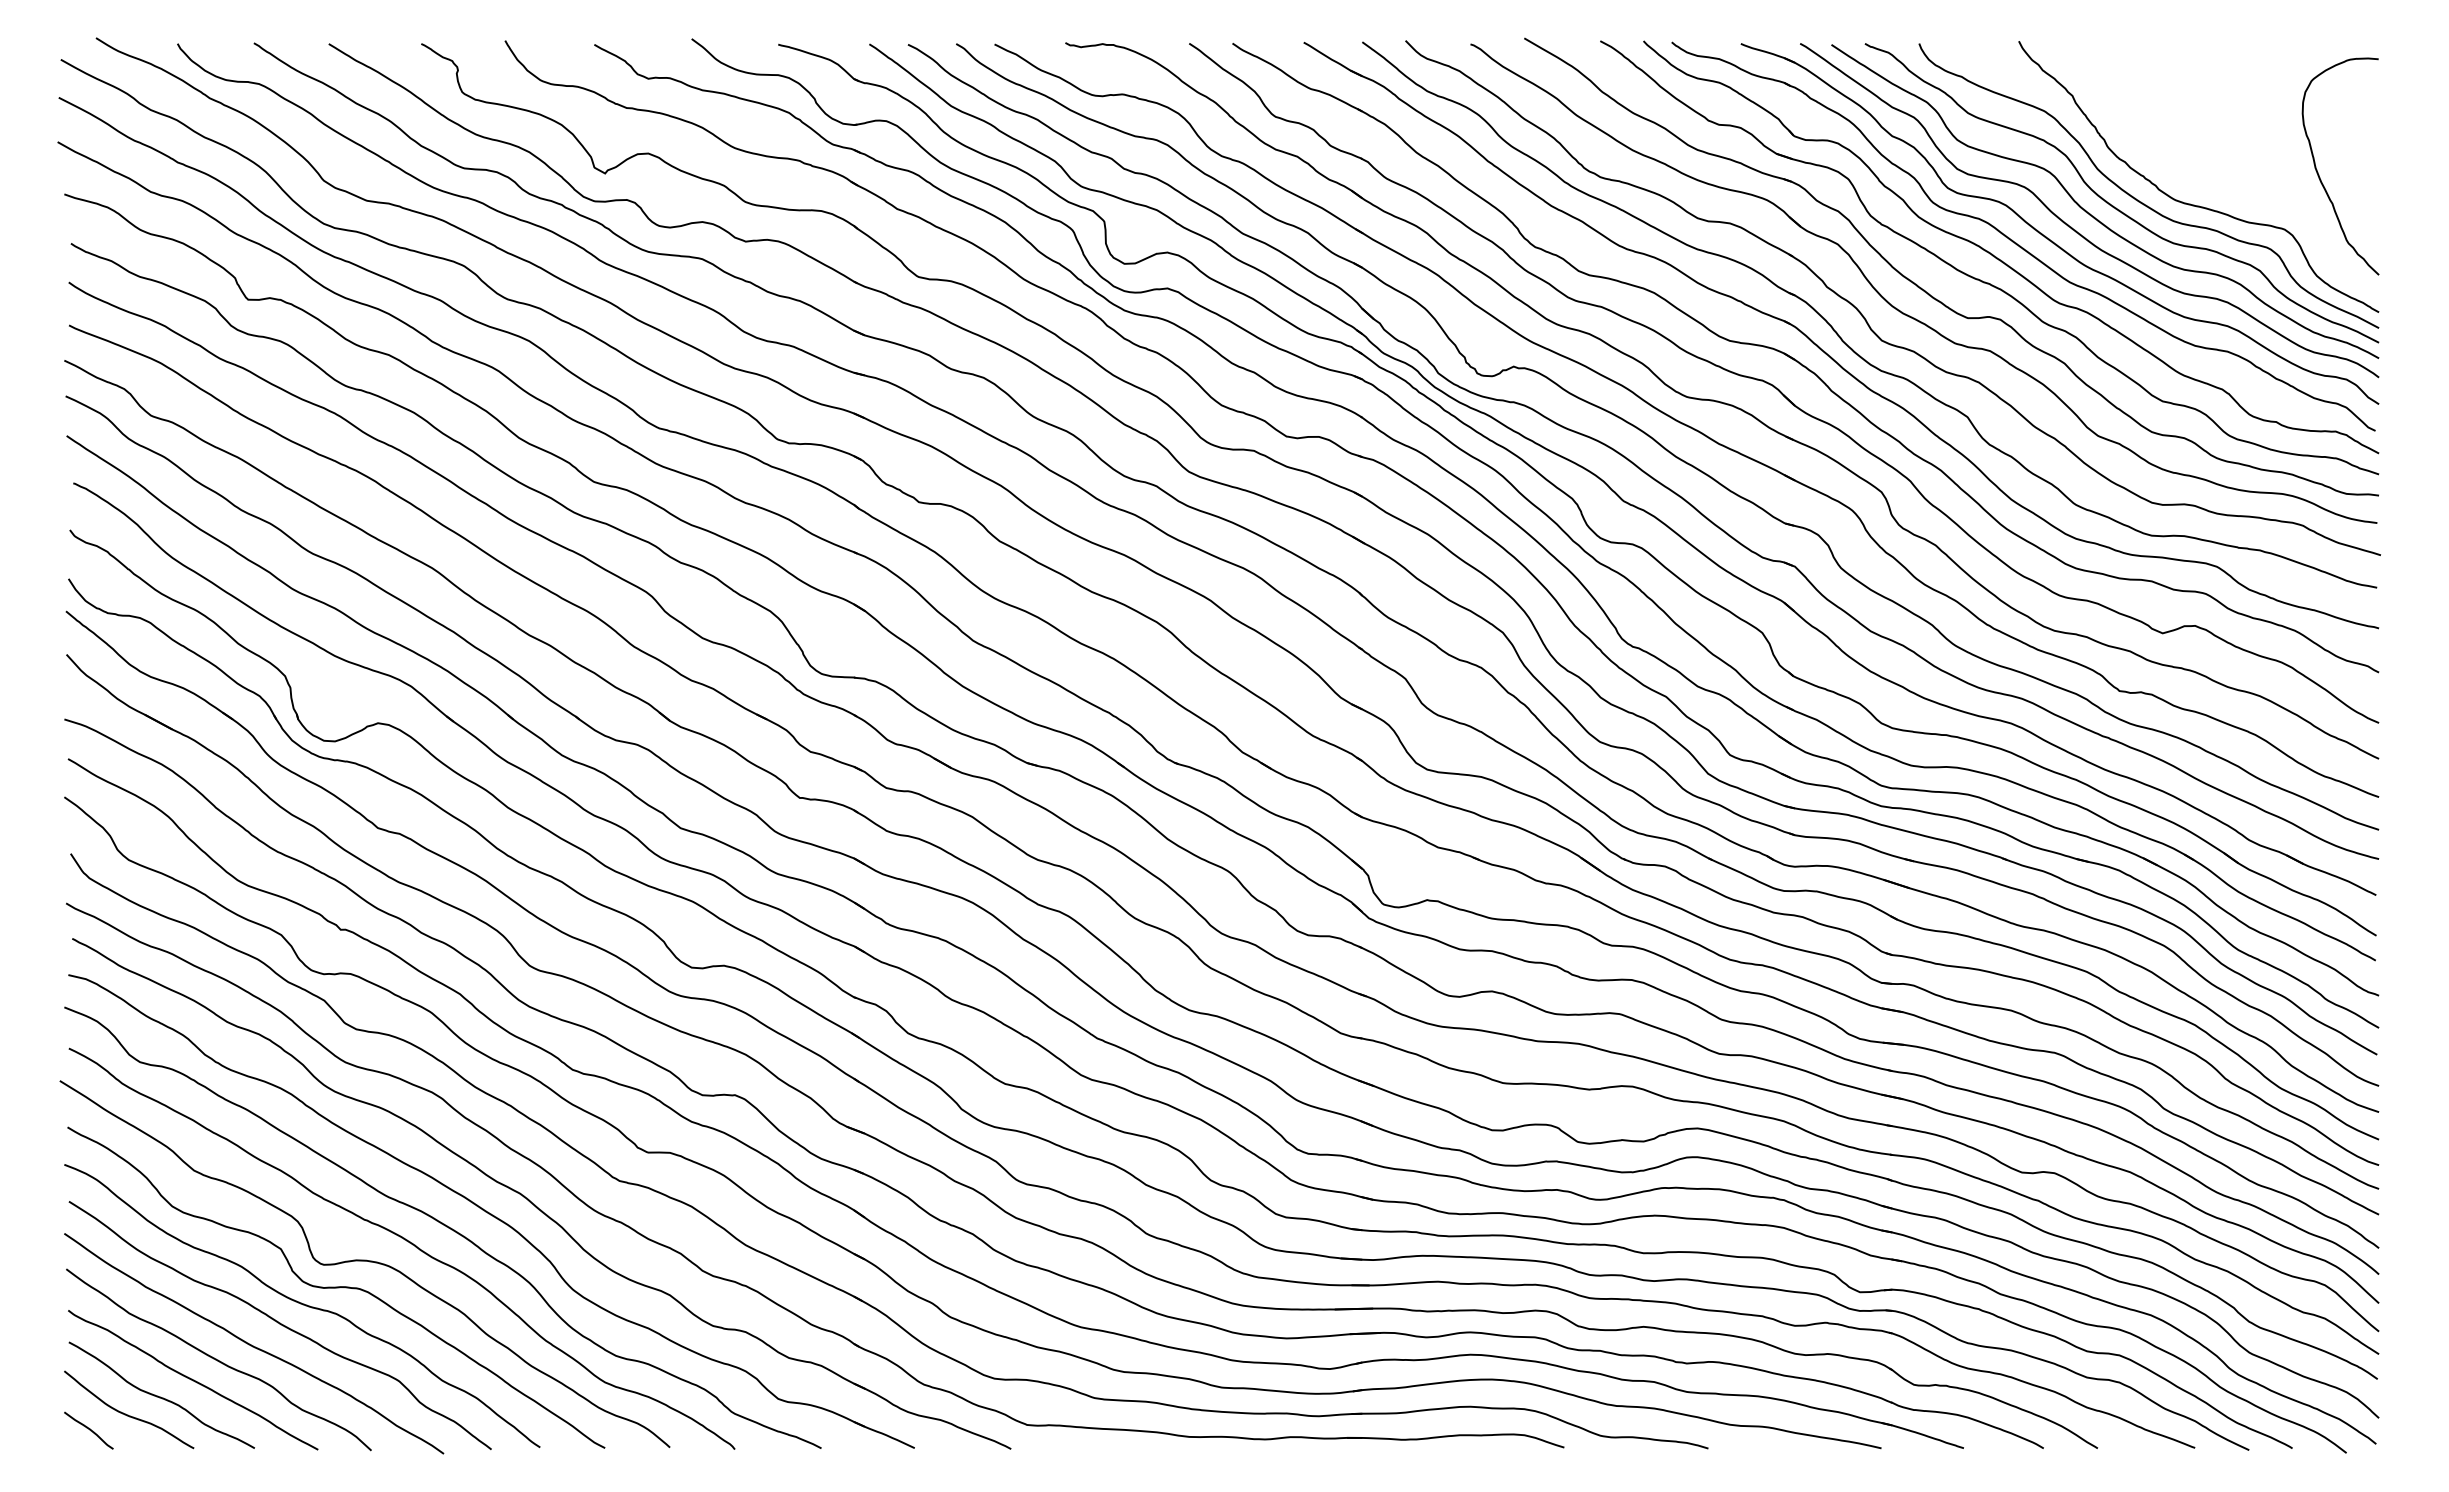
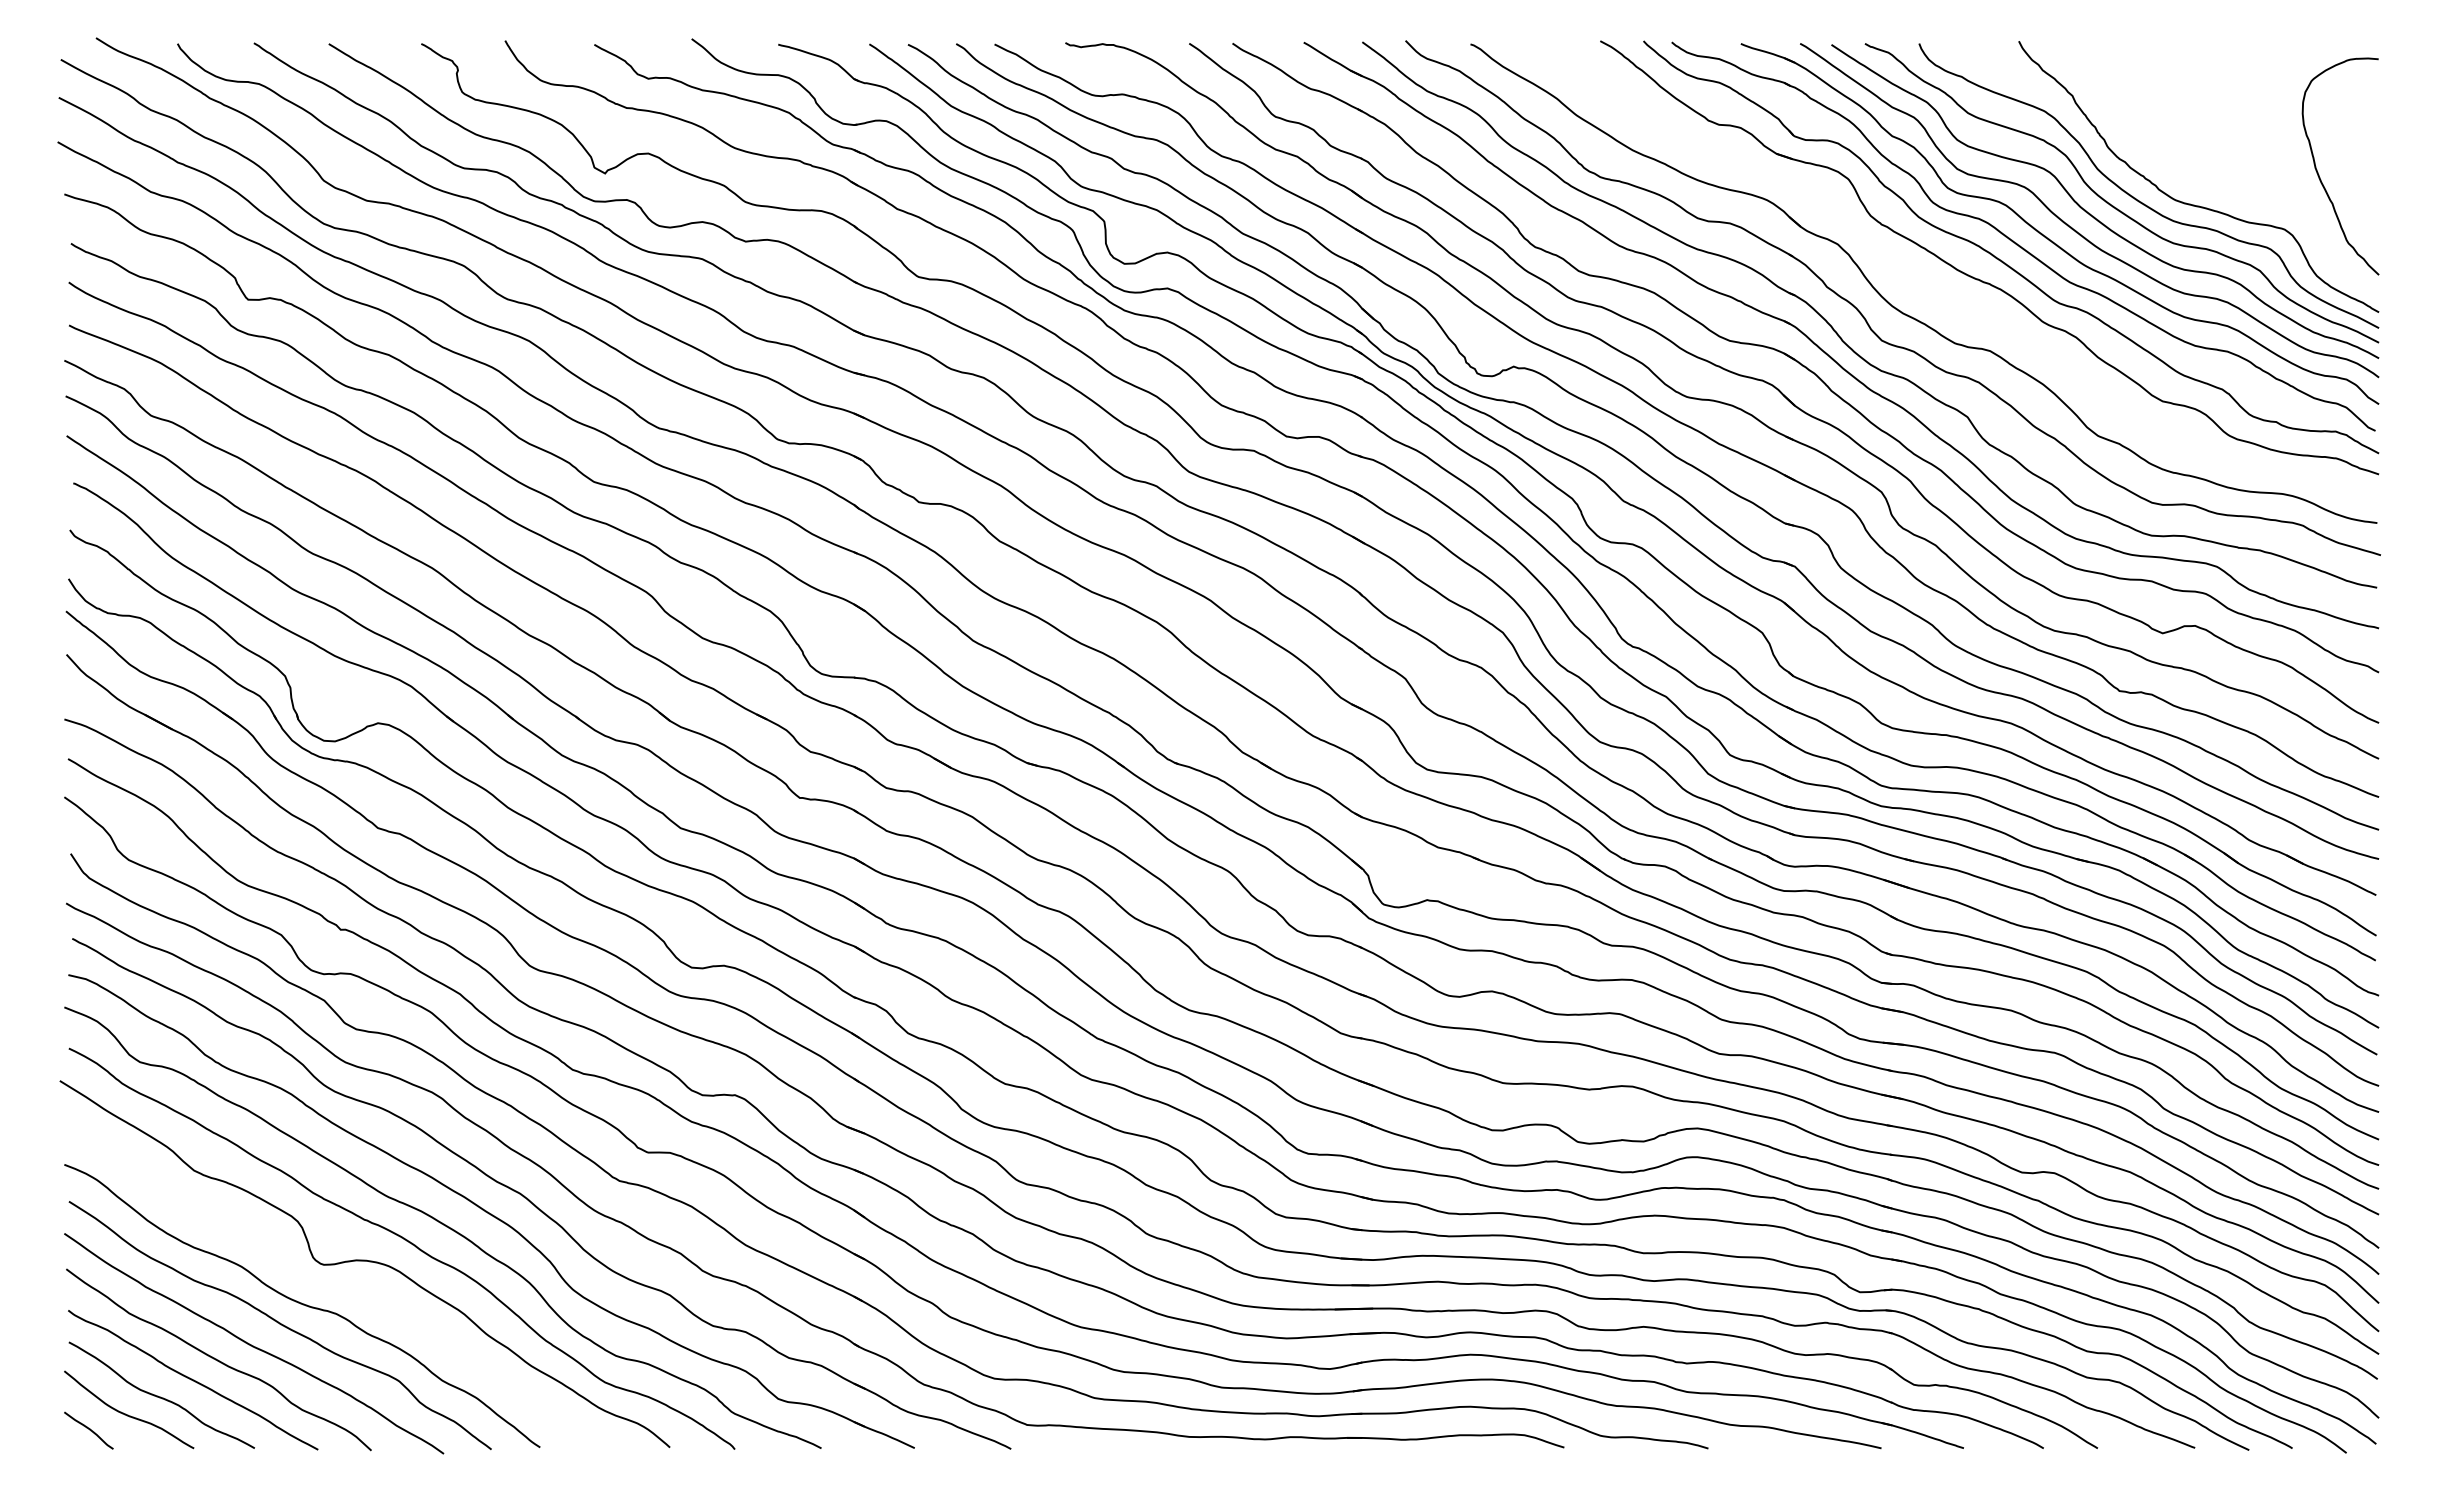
part: present -> none (1928, 292)
curve: present -> none (336, 1287)
